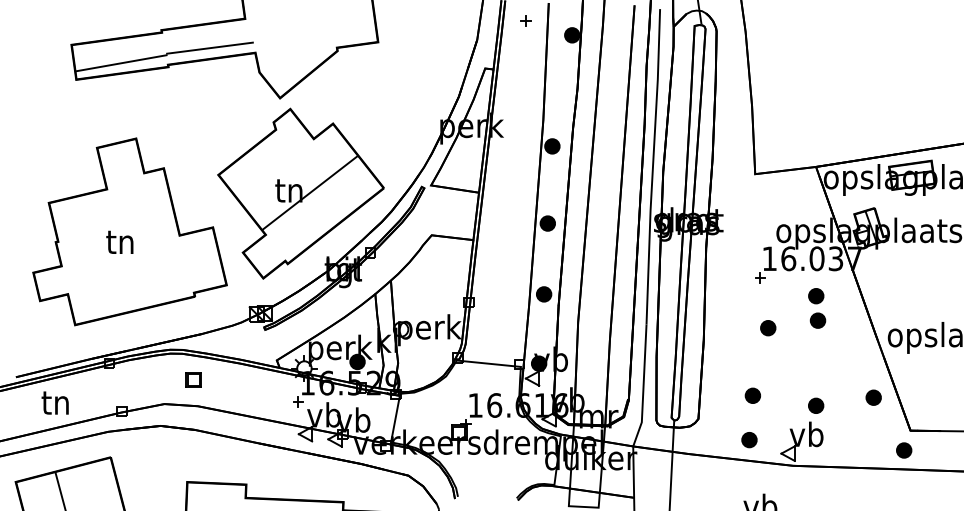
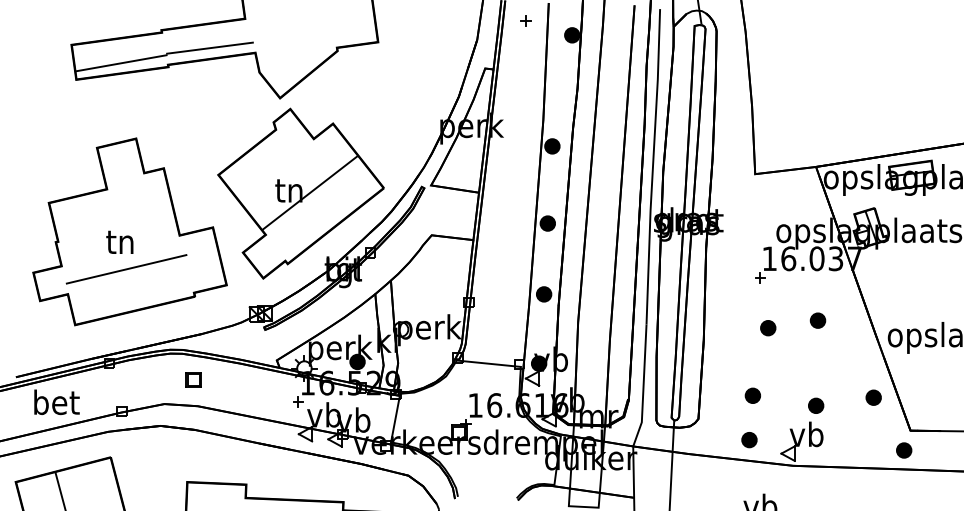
line: none -> present (126, 269)
part: present -> none (816, 296)
text: tn -> bet (56, 402)
